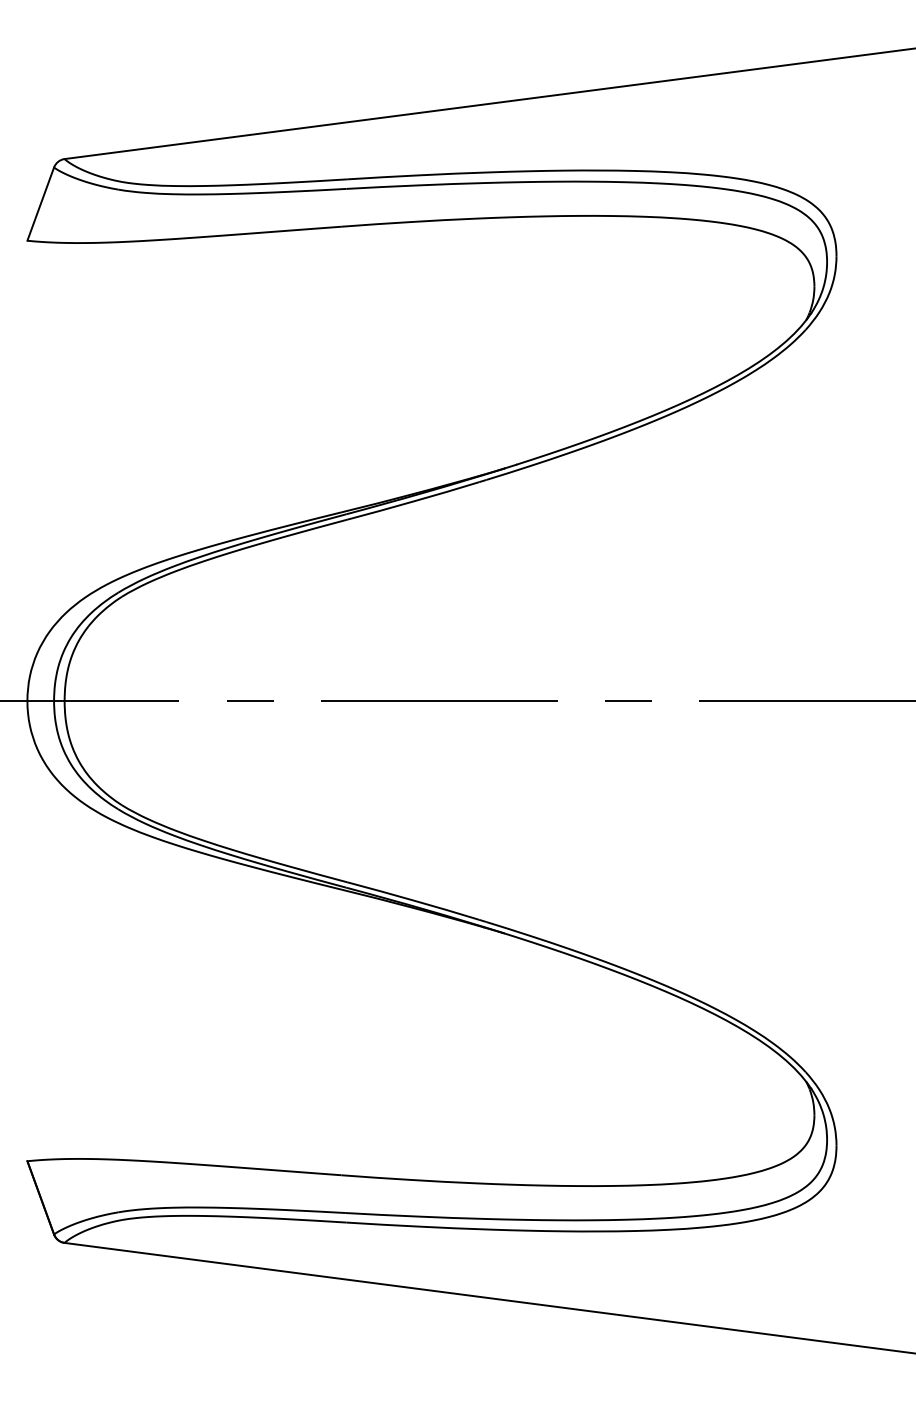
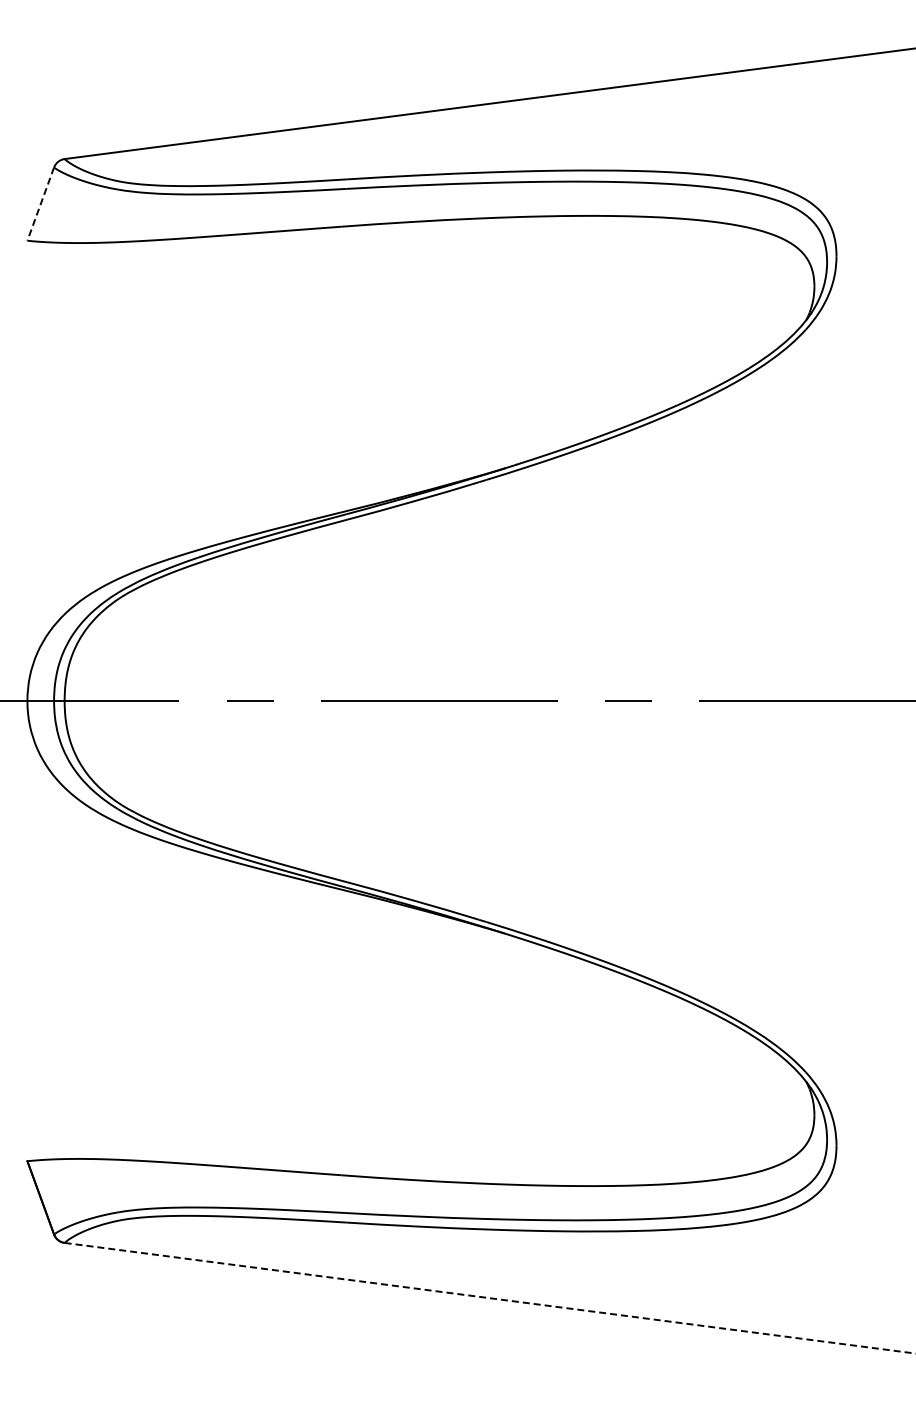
line: solid -> dashed (40, 204)
line: solid -> dashed (489, 1298)
